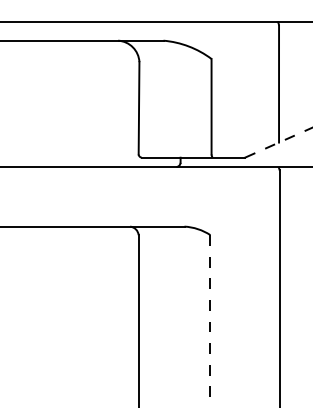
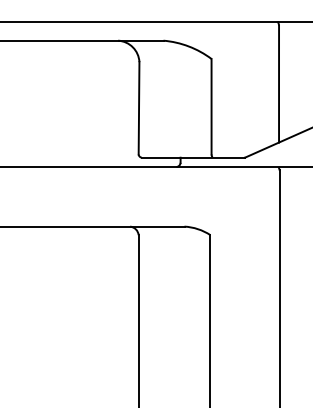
line: dashed -> solid (278, 142)
line: dashed -> solid (210, 321)
